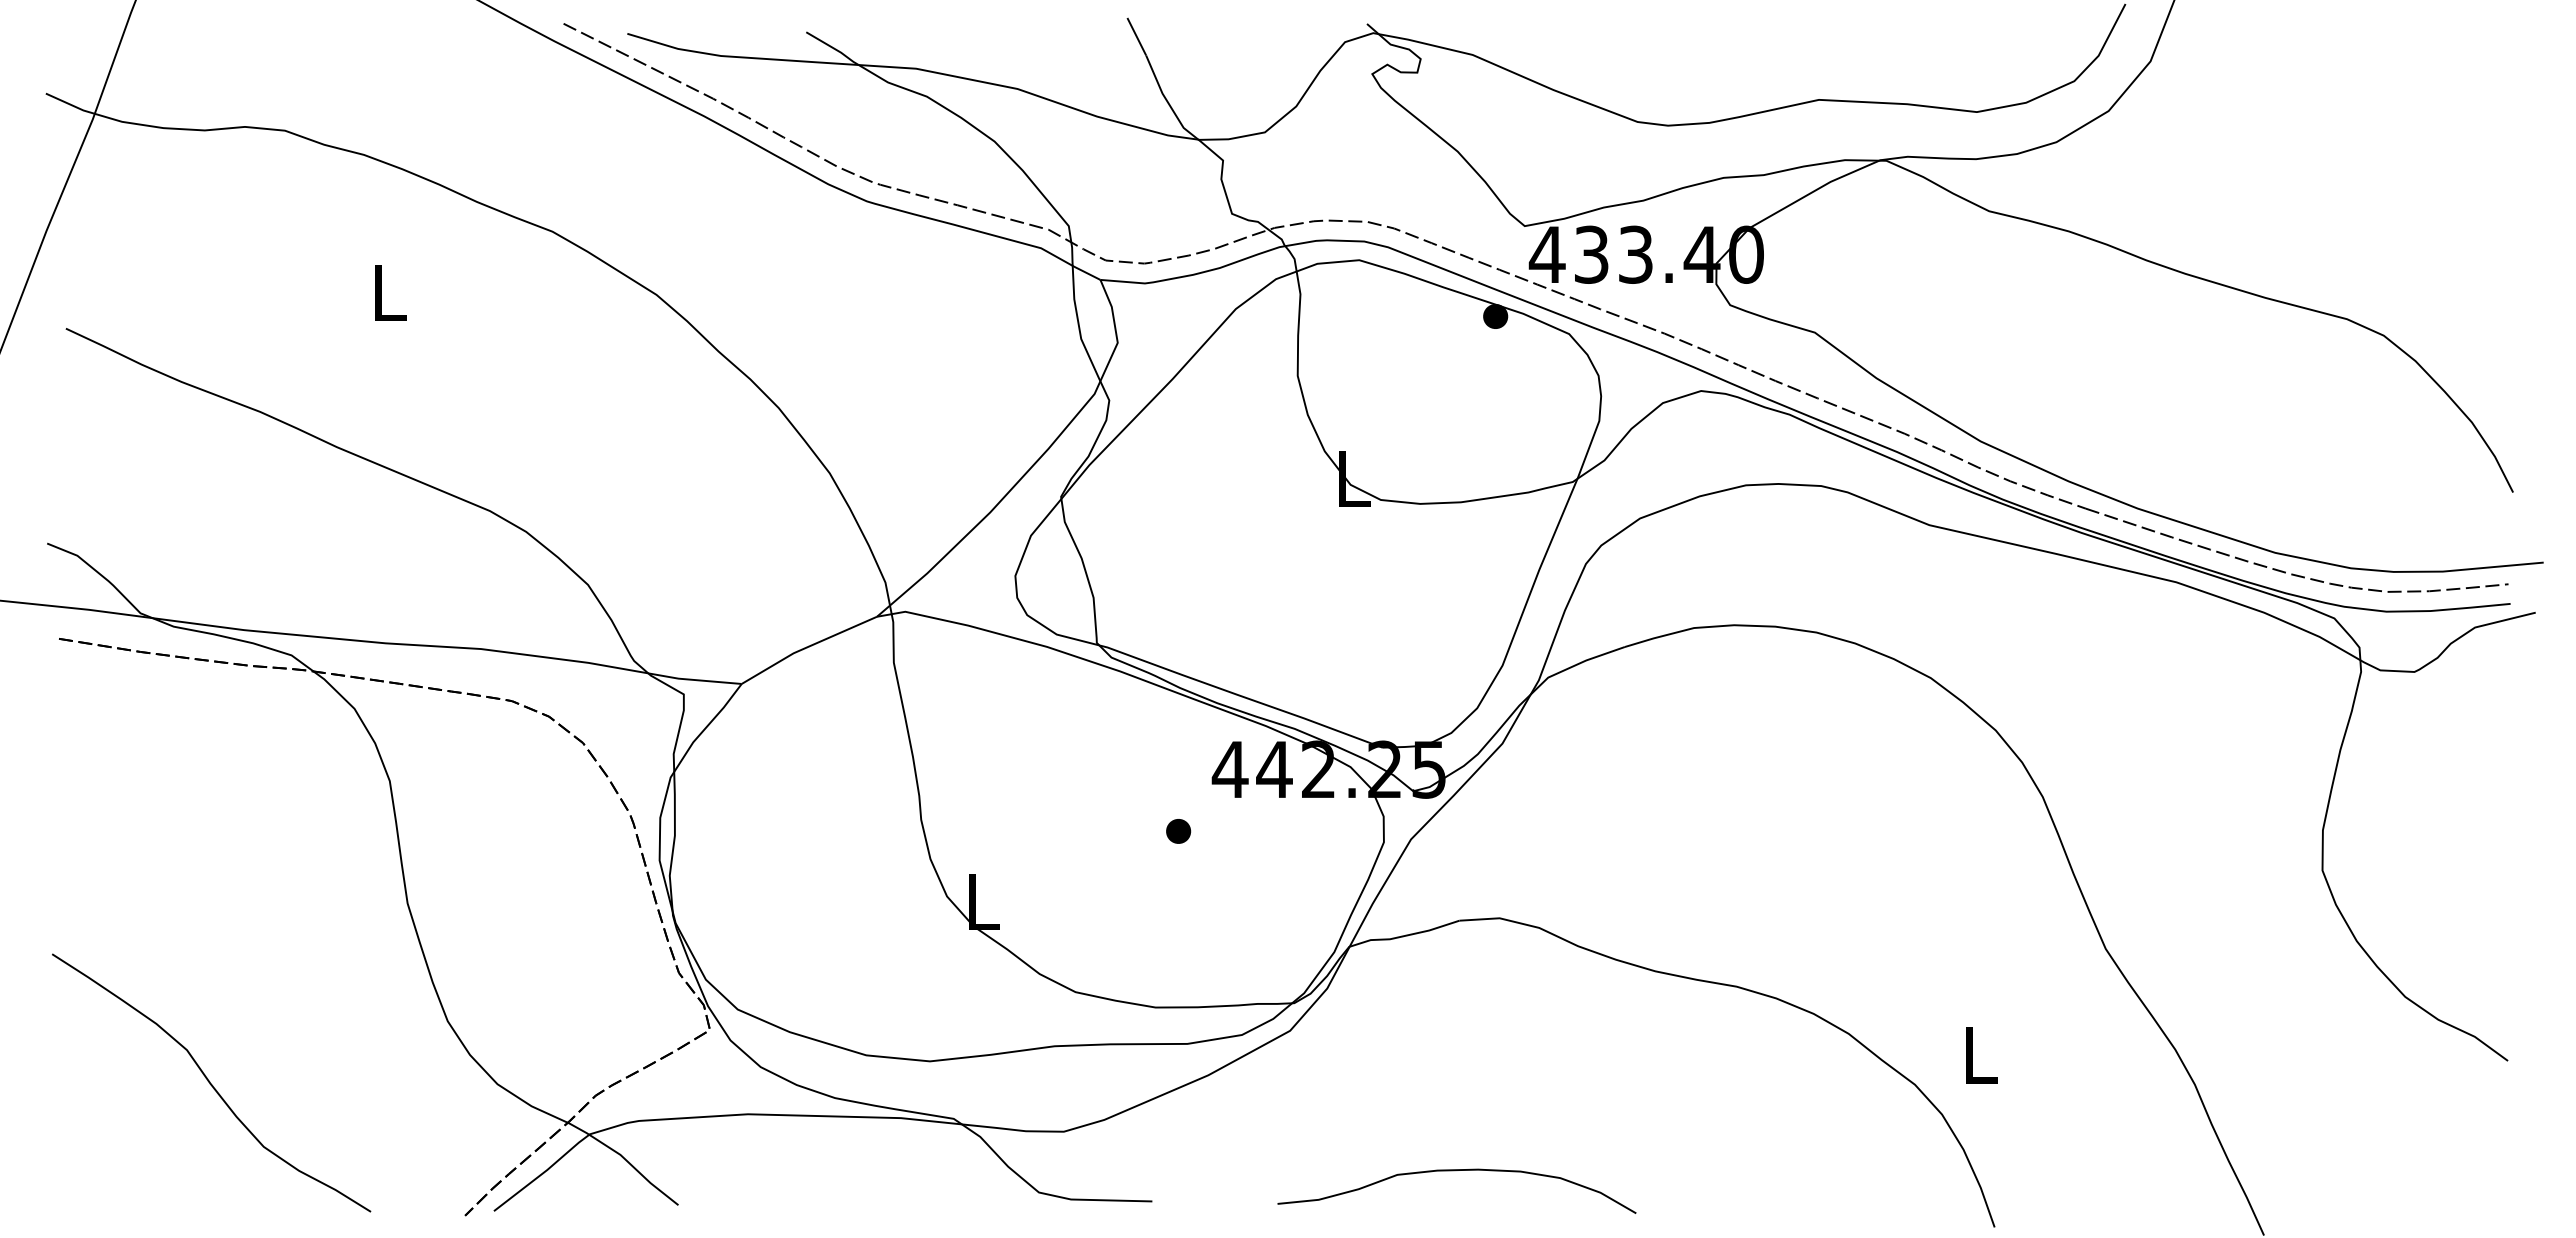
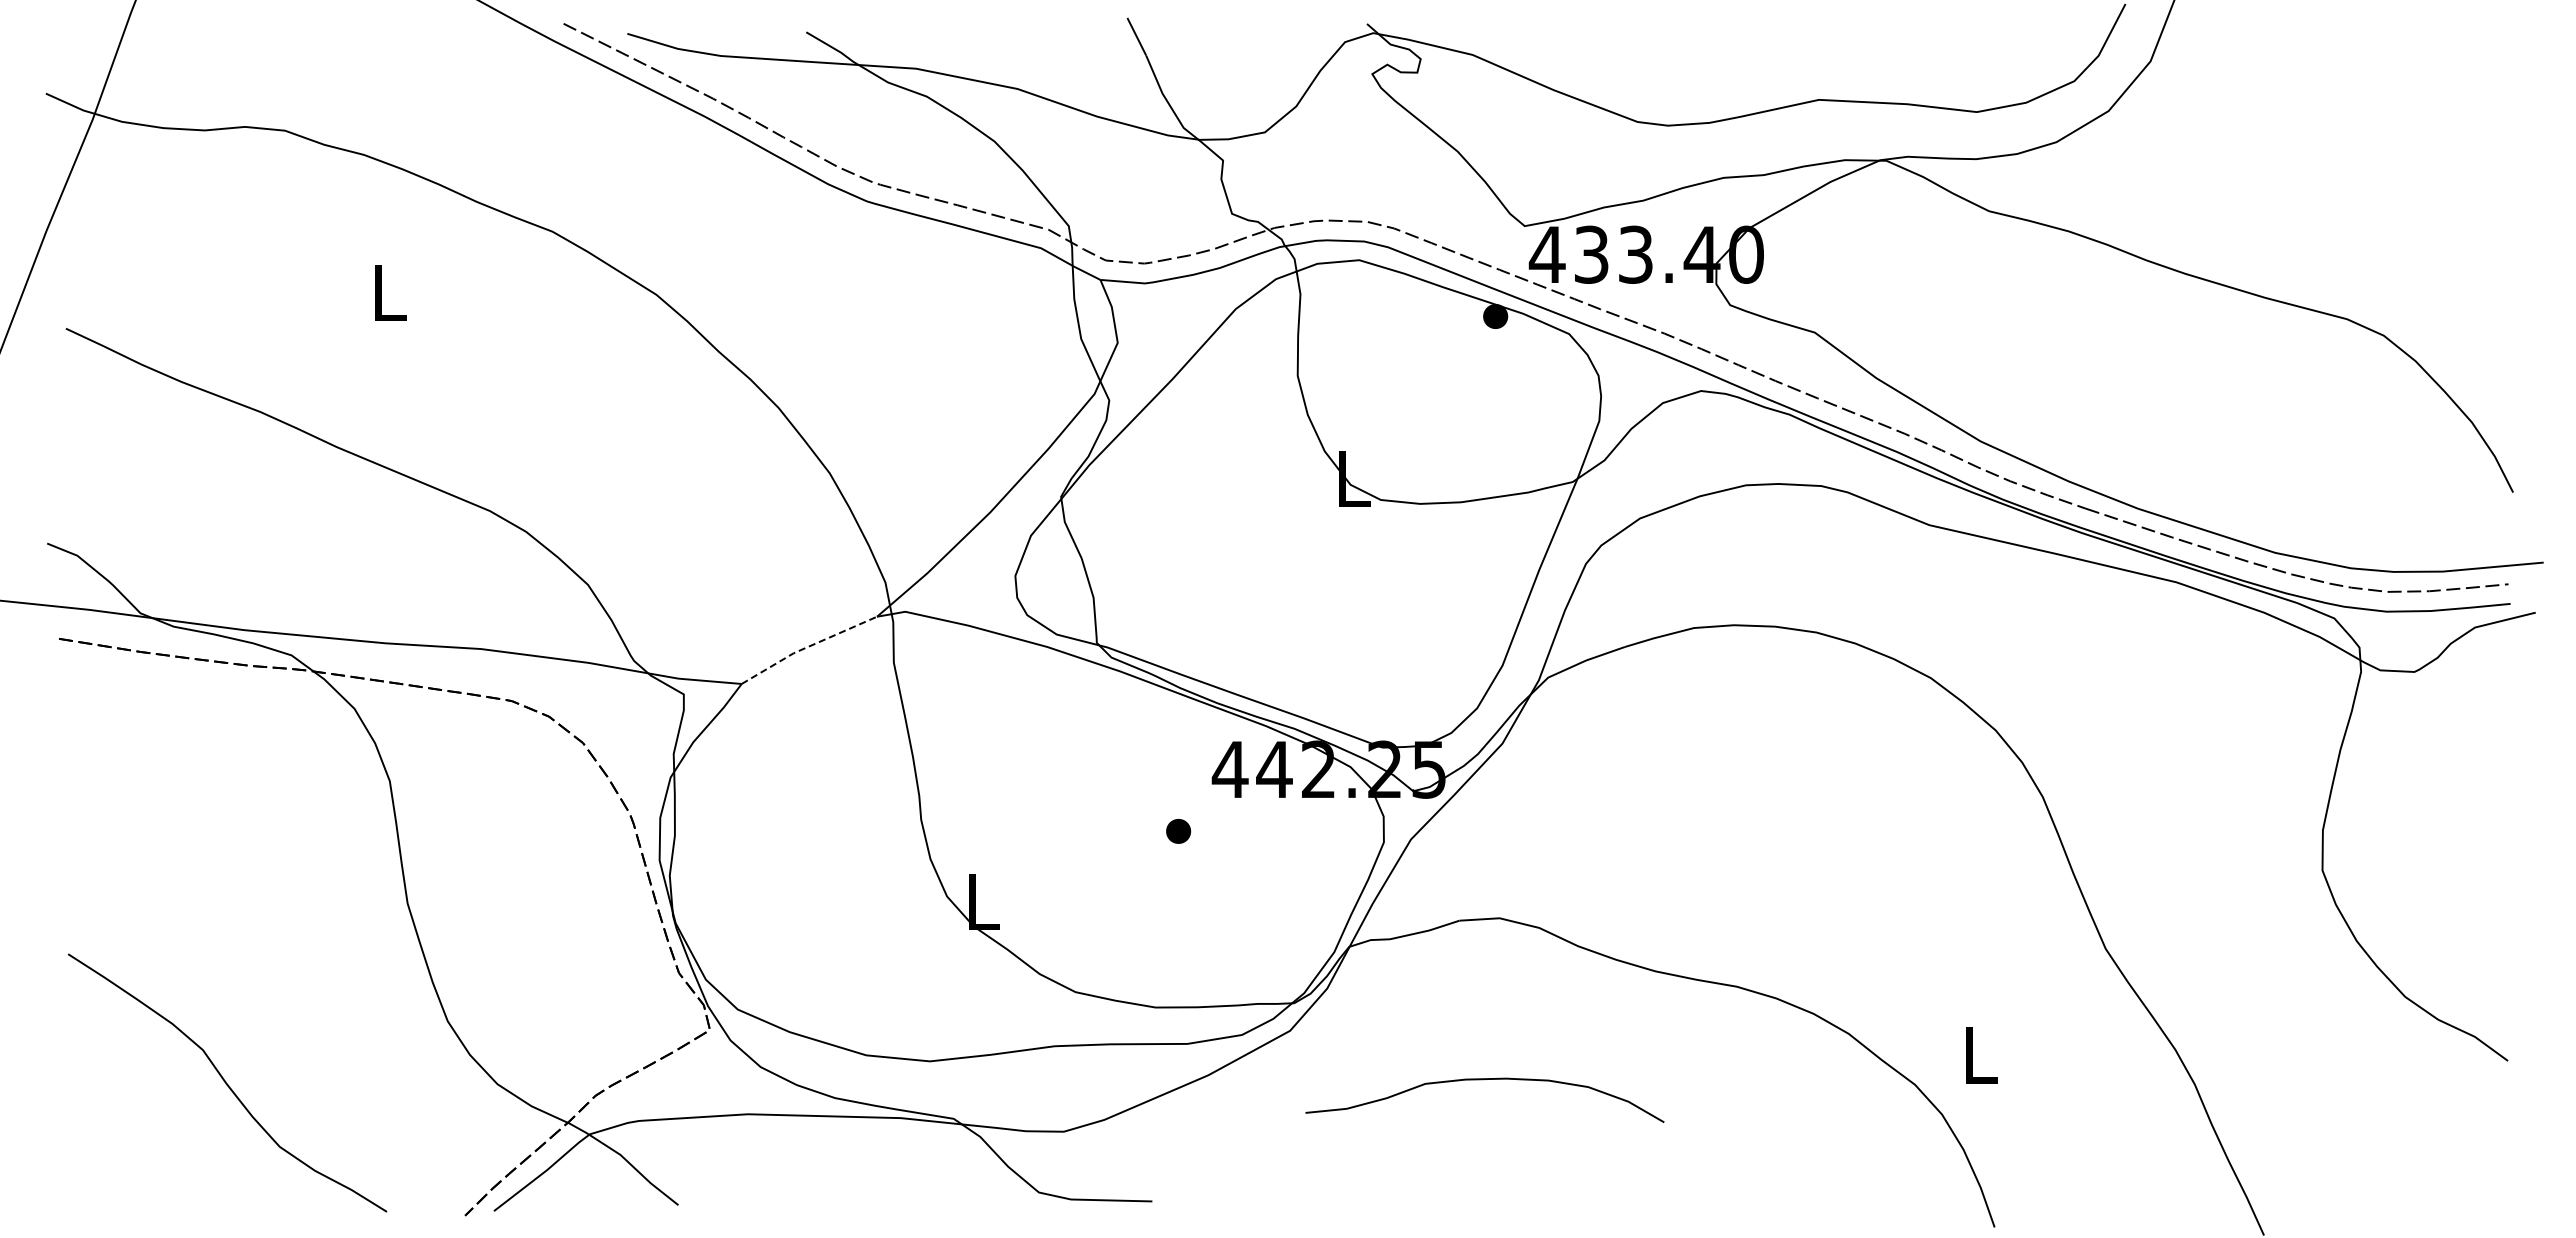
line: solid -> dashed (807, 647)
curve position: (210, 1082) -> (226, 1082) (226, 1082)
curve position: (1455, 1171) -> (1483, 1080) (1483, 1080)
